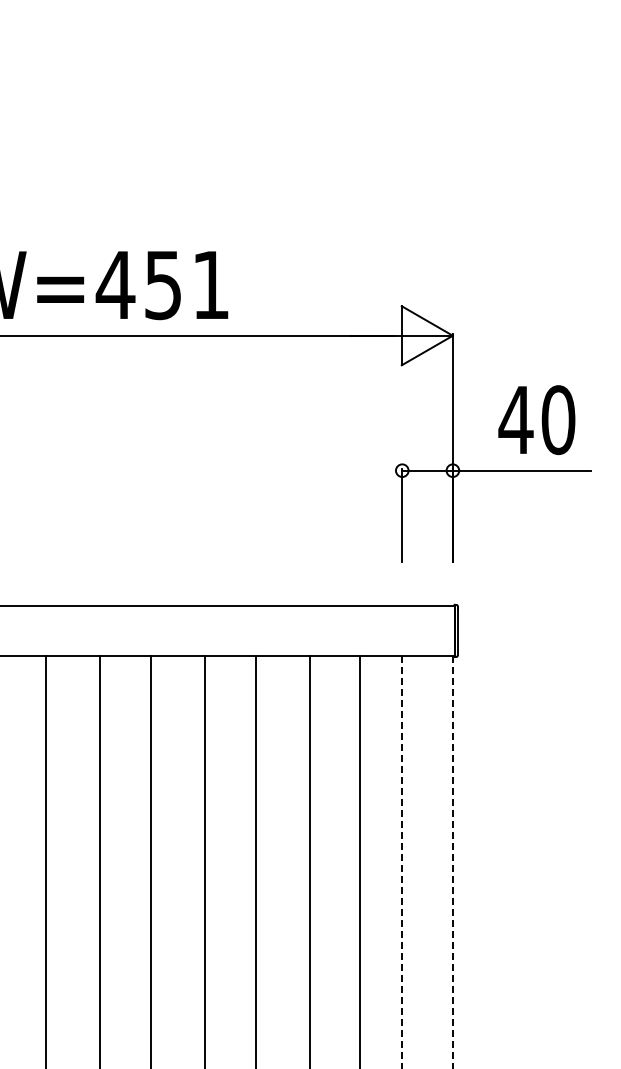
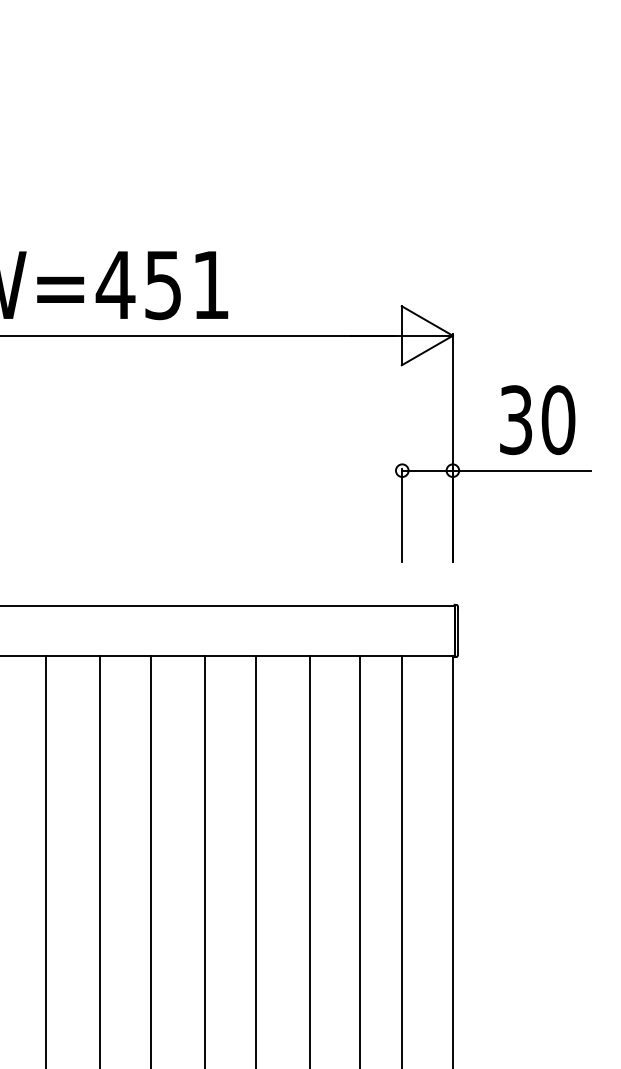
text: 40 -> 30 (515, 420)
line: dashed -> solid (402, 862)
line: dashed -> solid (452, 862)
